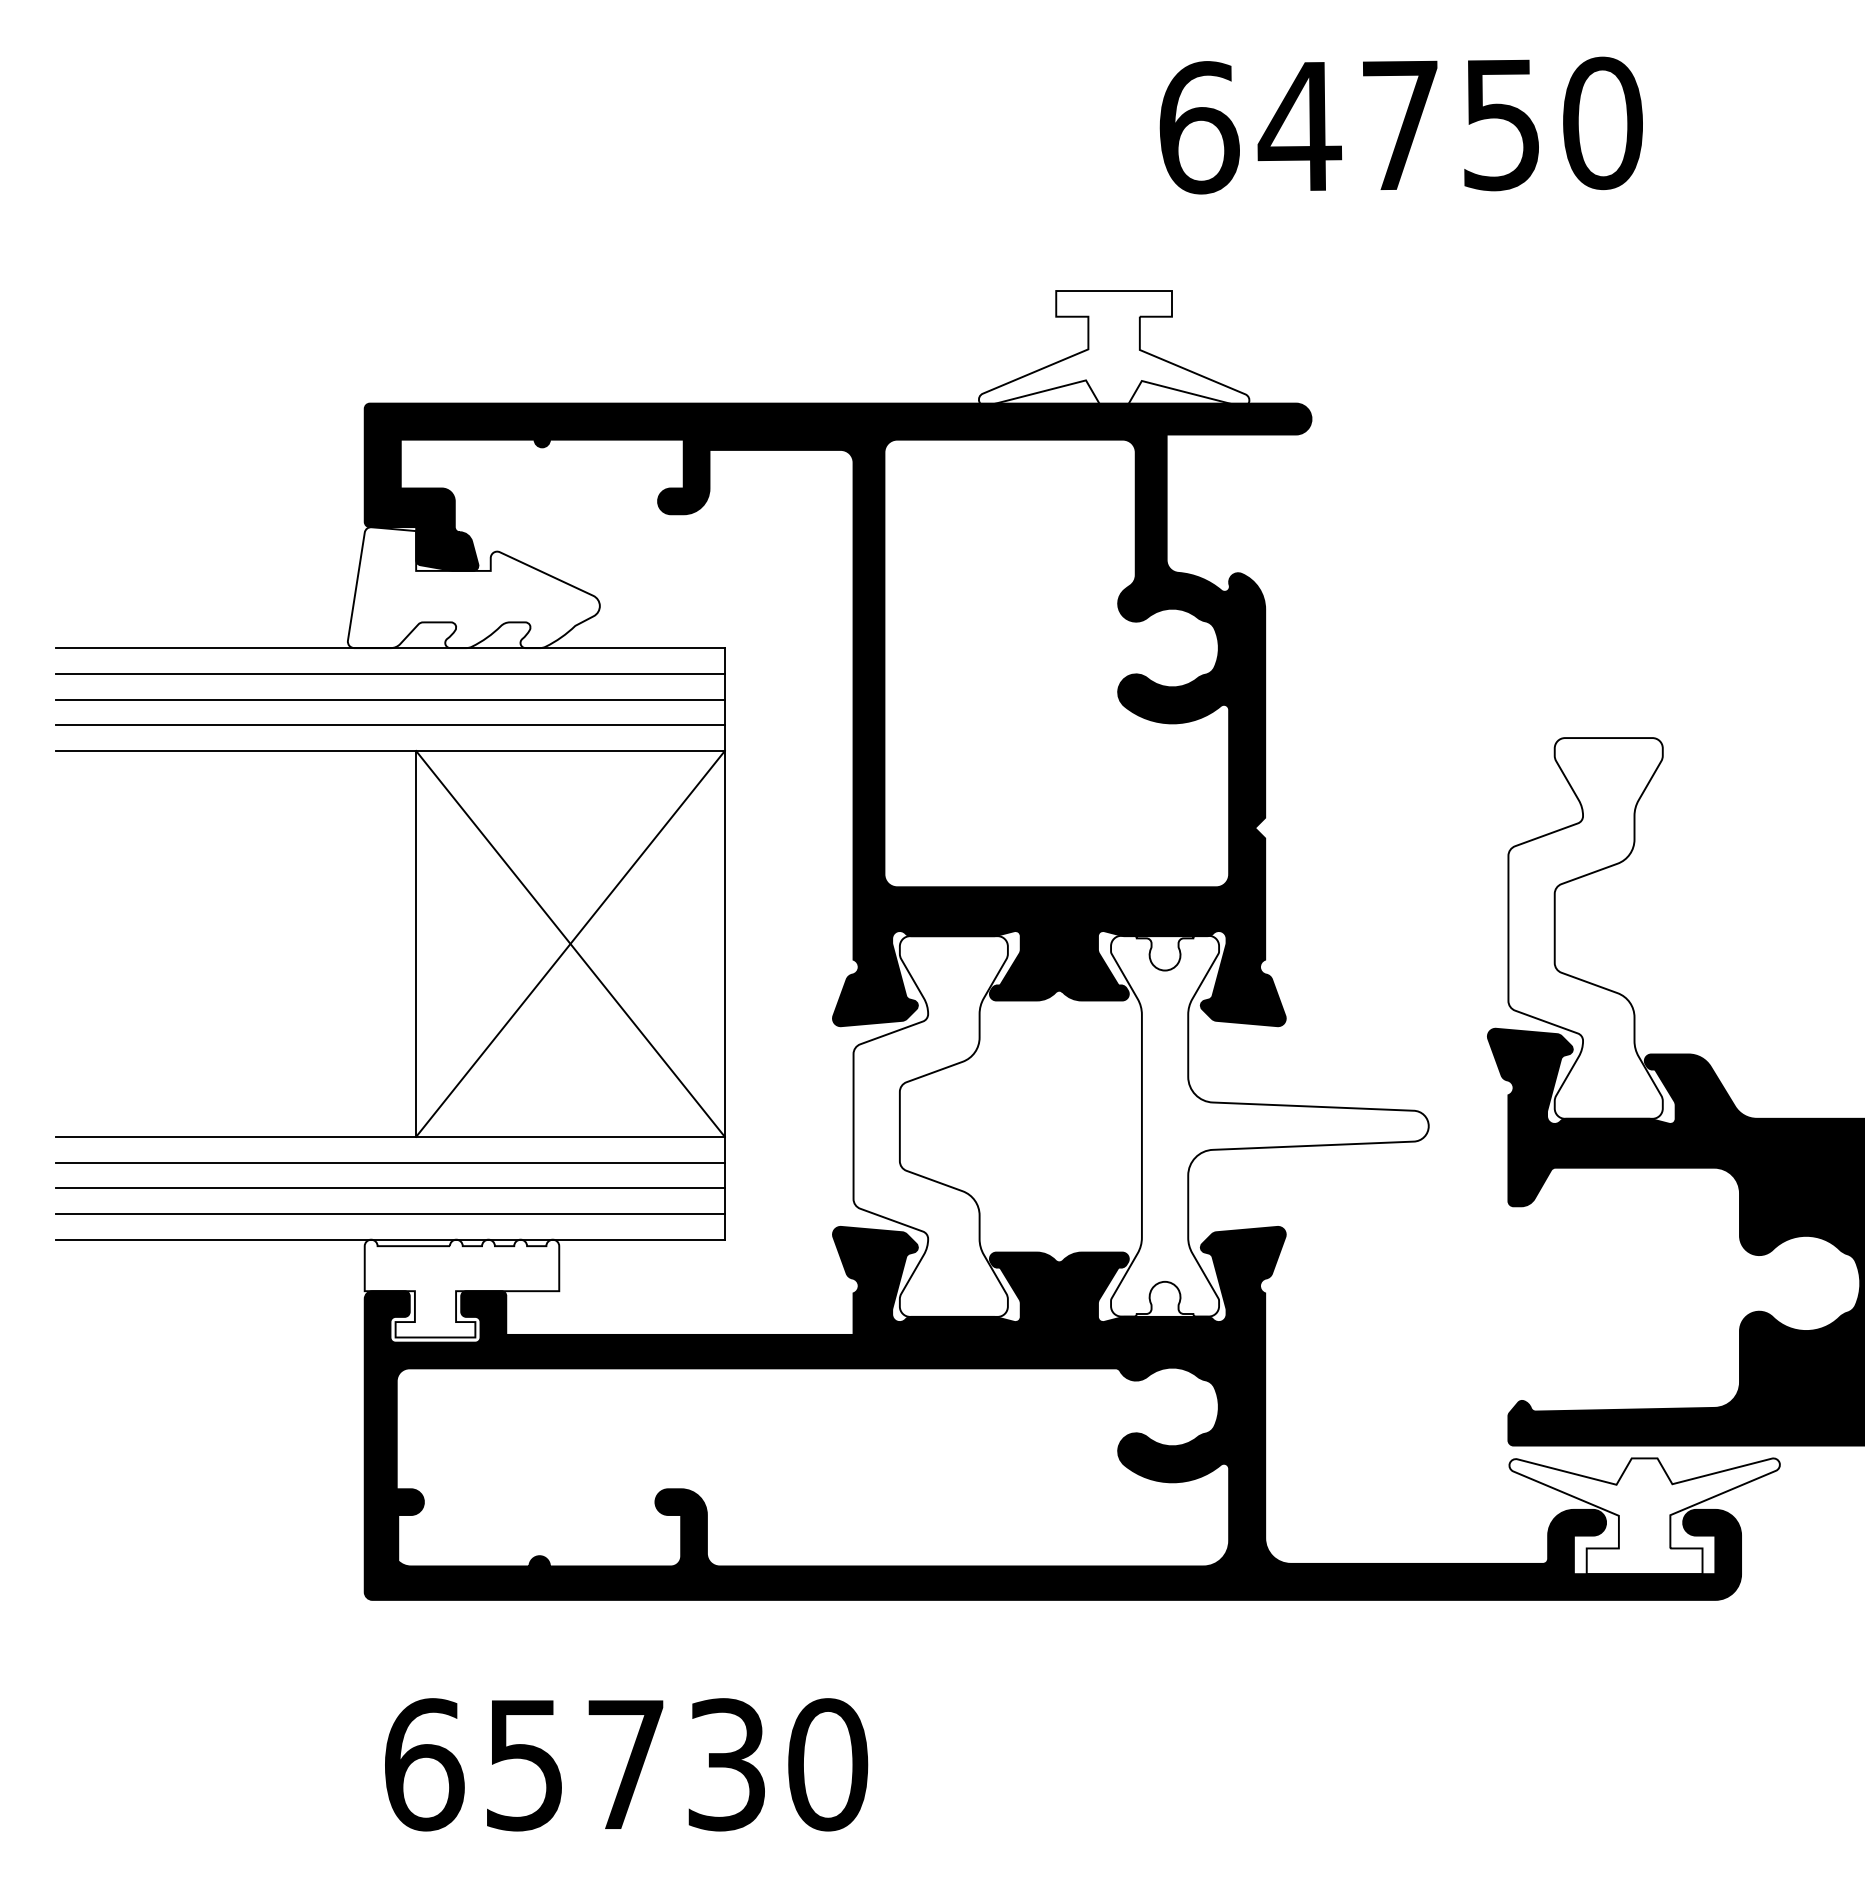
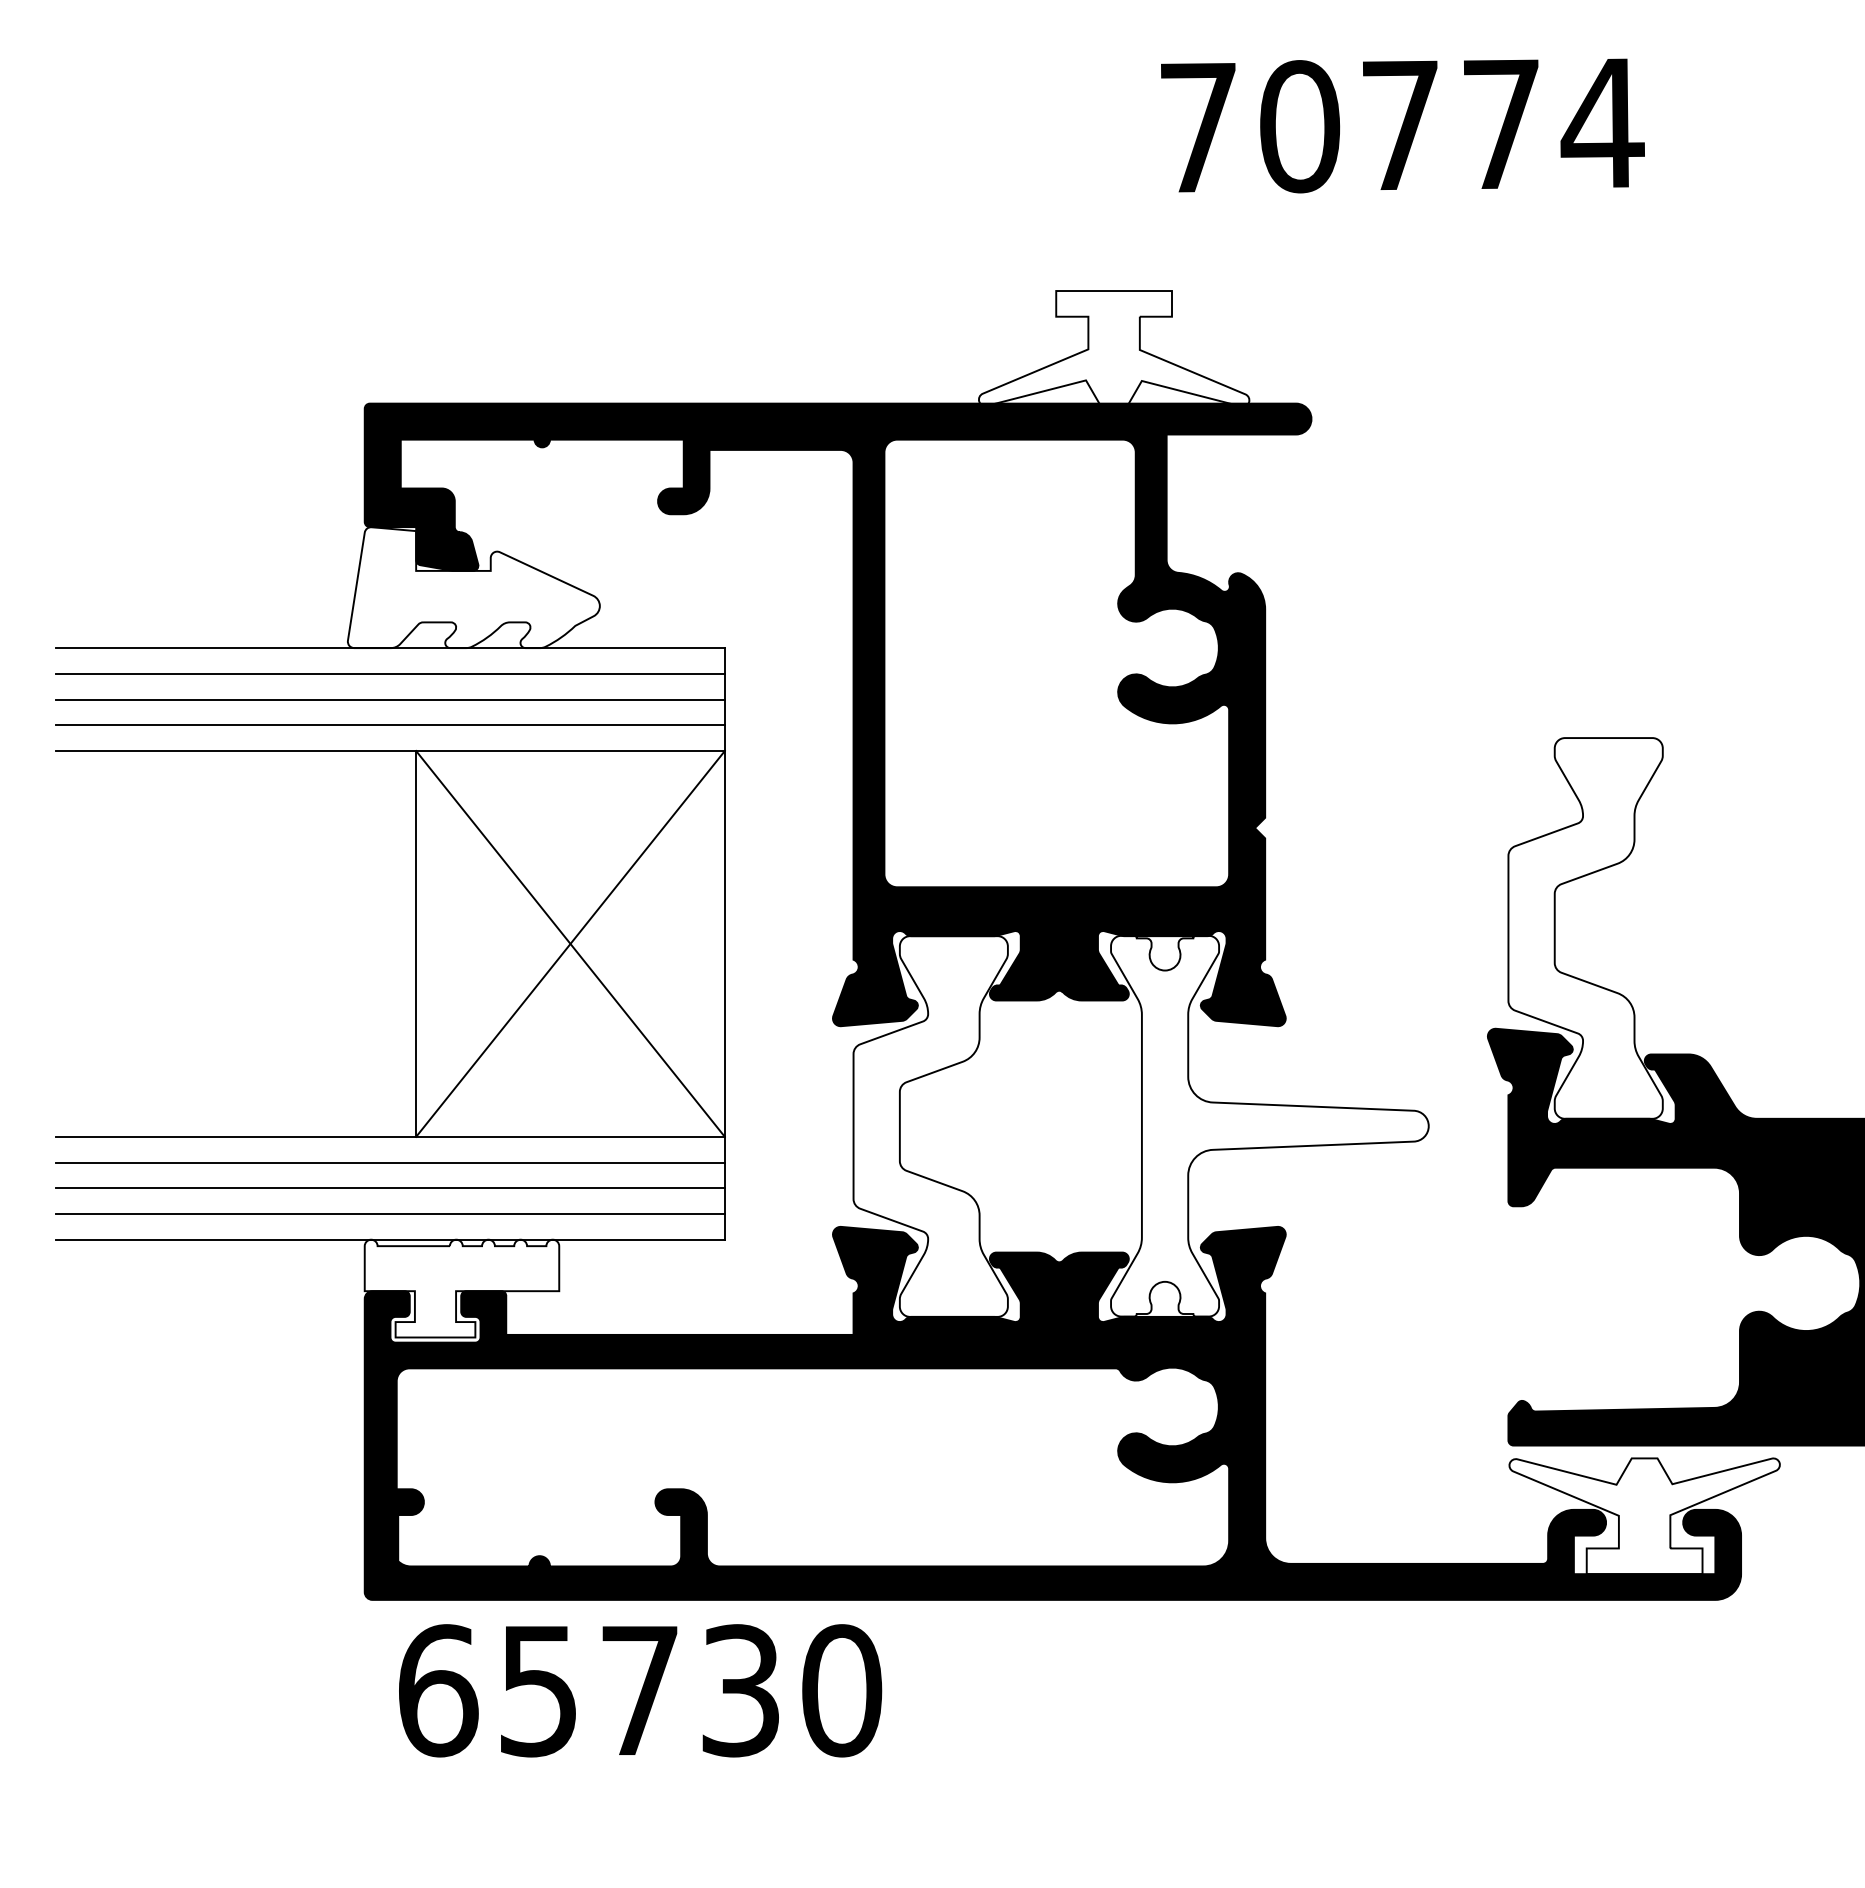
text: 64750 -> 70774 (1401, 125)
text position: (626, 1764) -> (640, 1690) (640, 1690)
